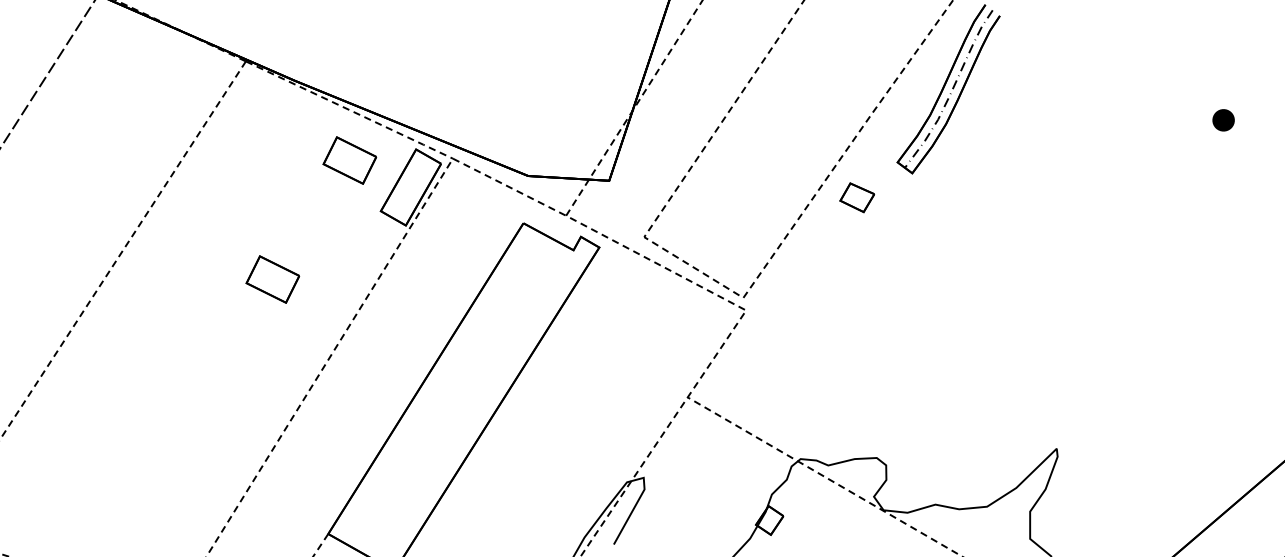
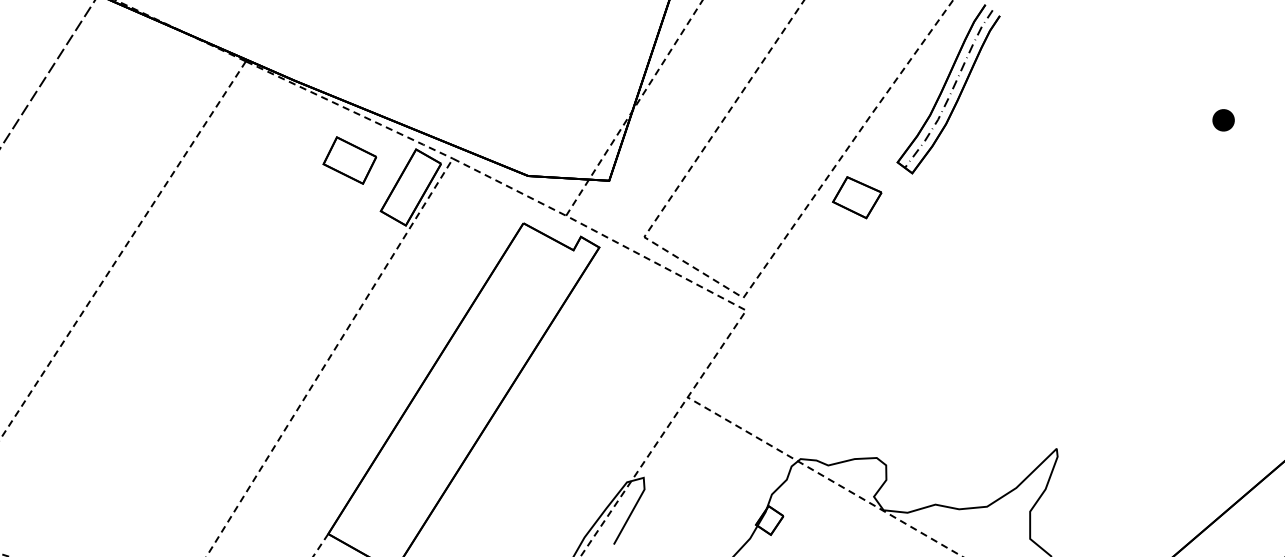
part size: 37x32 px -> 51x44 px (857, 197)
part: present -> none (272, 279)
